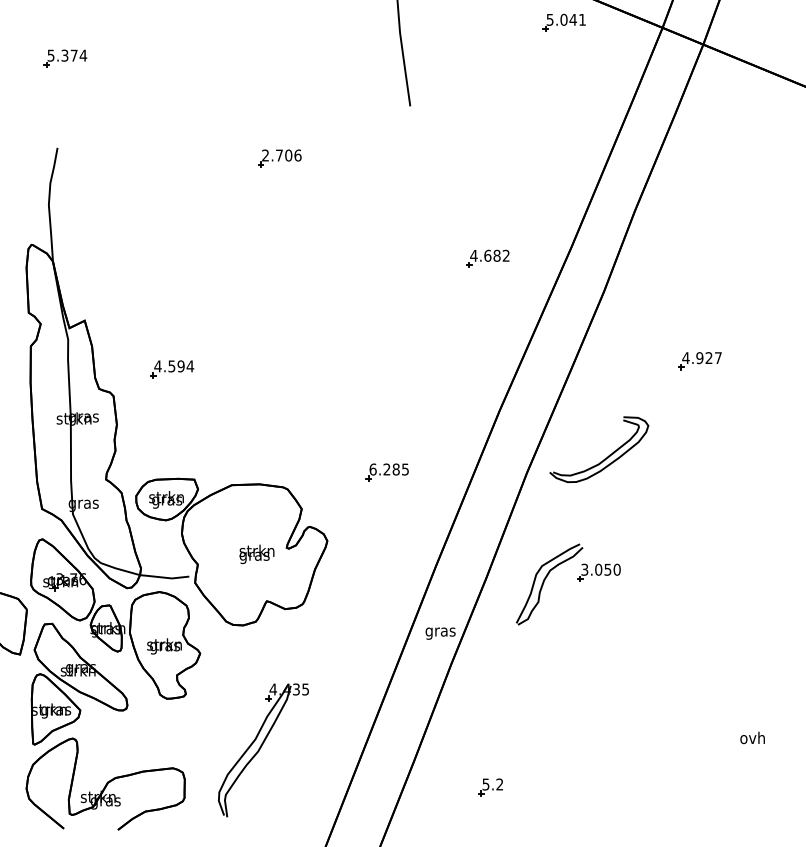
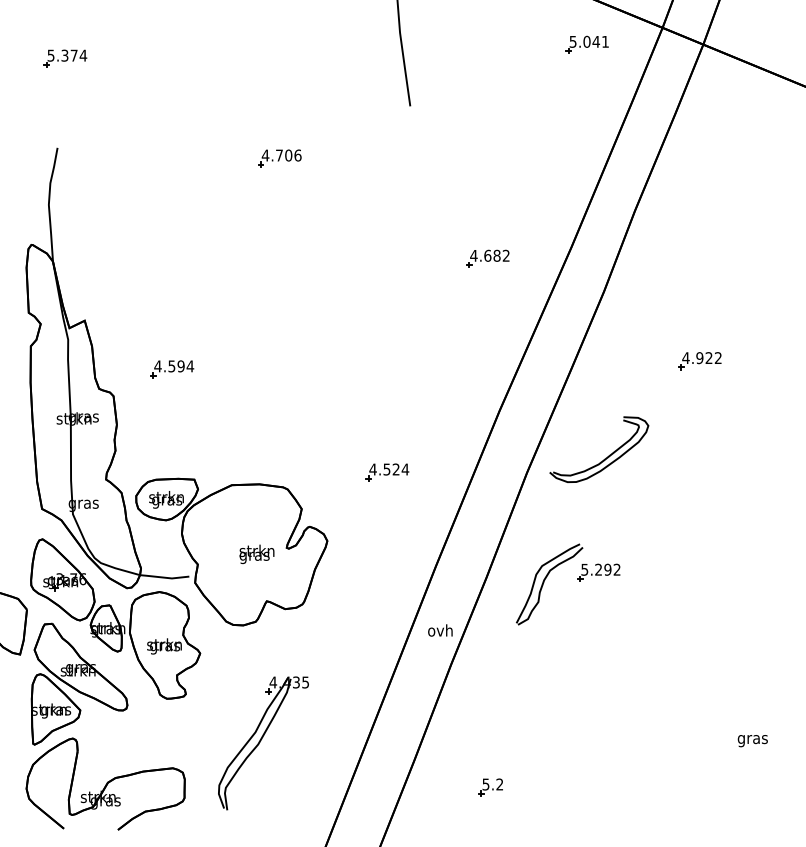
part position: (563, 22) -> (586, 44) (586, 44)
text: 2.706 -> 4.706 (265, 155)
text: 4.927 -> 4.922 (717, 357)
text: 6.285 -> 4.524 (389, 469)
text: 3.050 -> 5.292 (600, 569)
text: gras -> ovh (440, 631)
text: ovh -> gras (752, 739)
part position: (263, 750) -> (263, 743) (263, 743)
